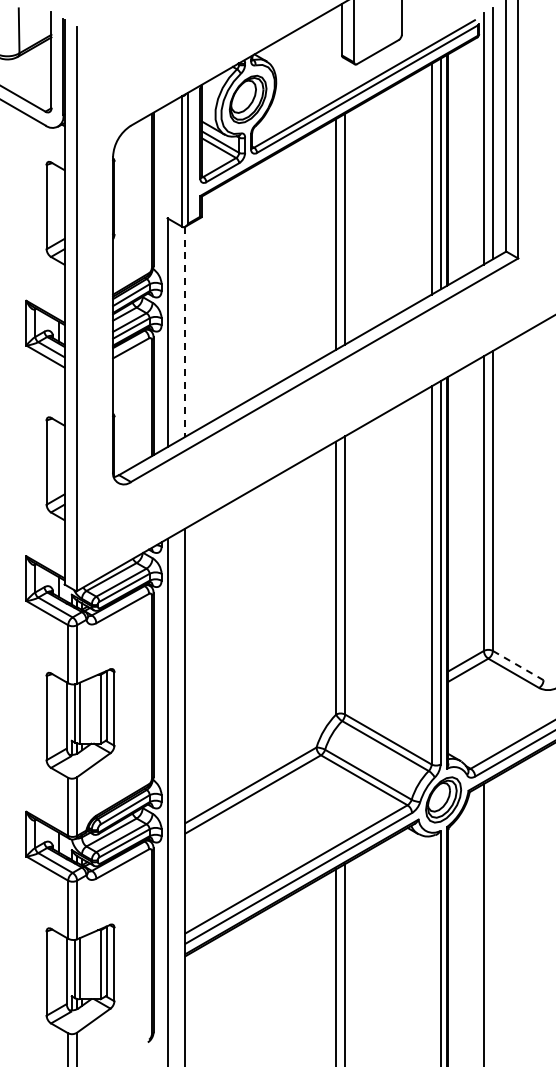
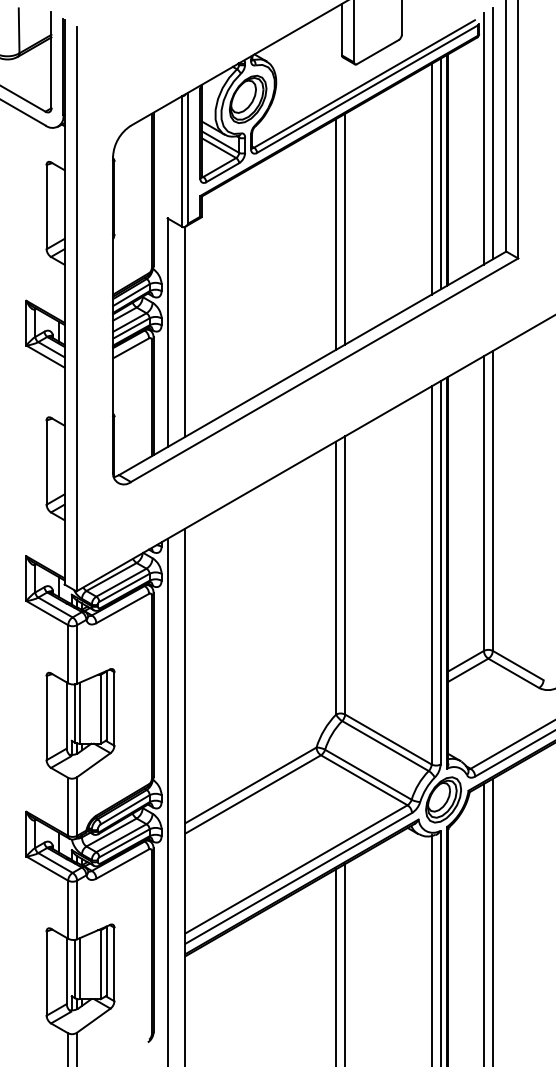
line: dashed -> solid (185, 332)
line: dashed -> solid (518, 665)
line: none -> present (492, 920)
line: none -> present (431, 949)
